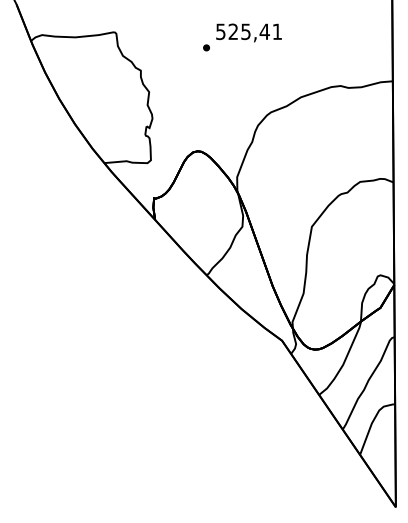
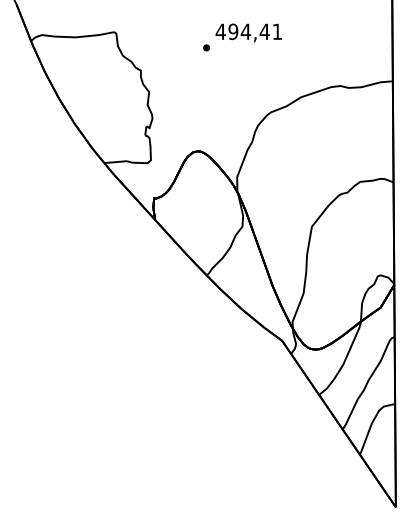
text: 525,41 -> 494,41 (233, 31)
